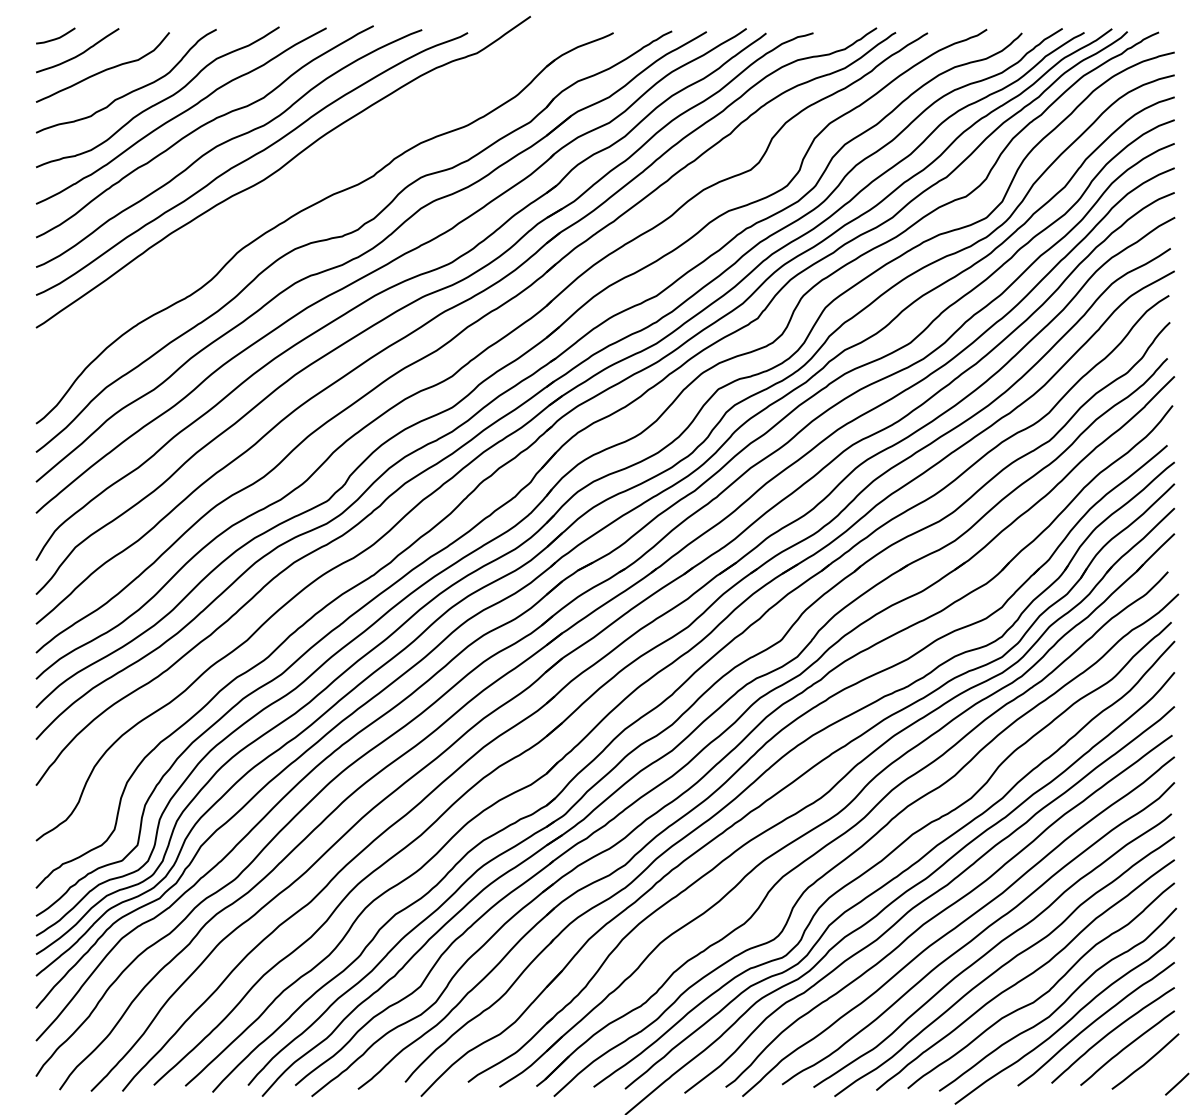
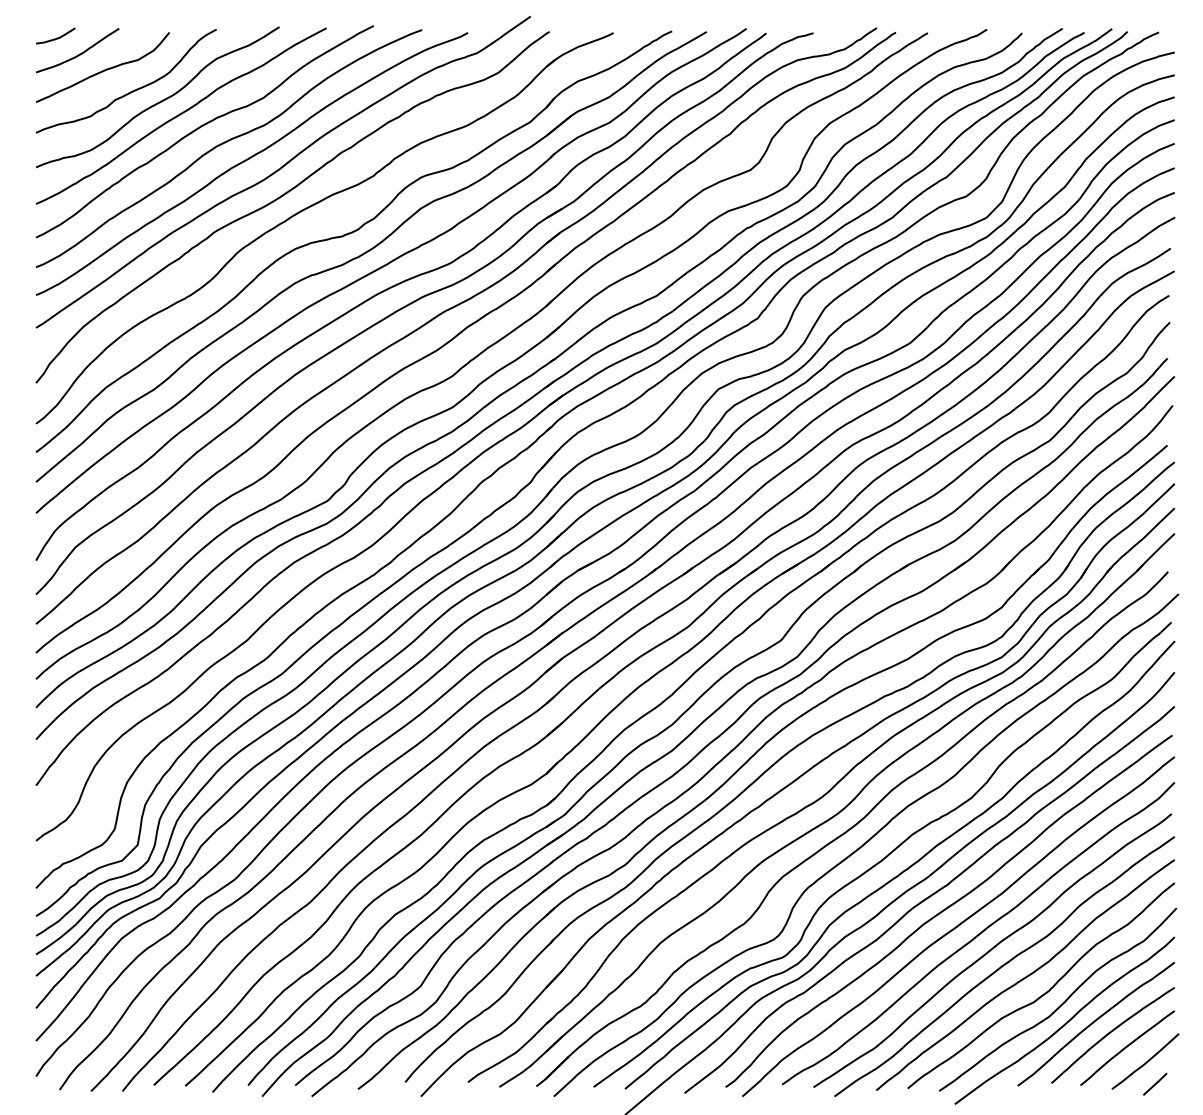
curve: none -> present (283, 196)
line position: (1177, 1083) -> (1155, 1083) (1155, 1083)
